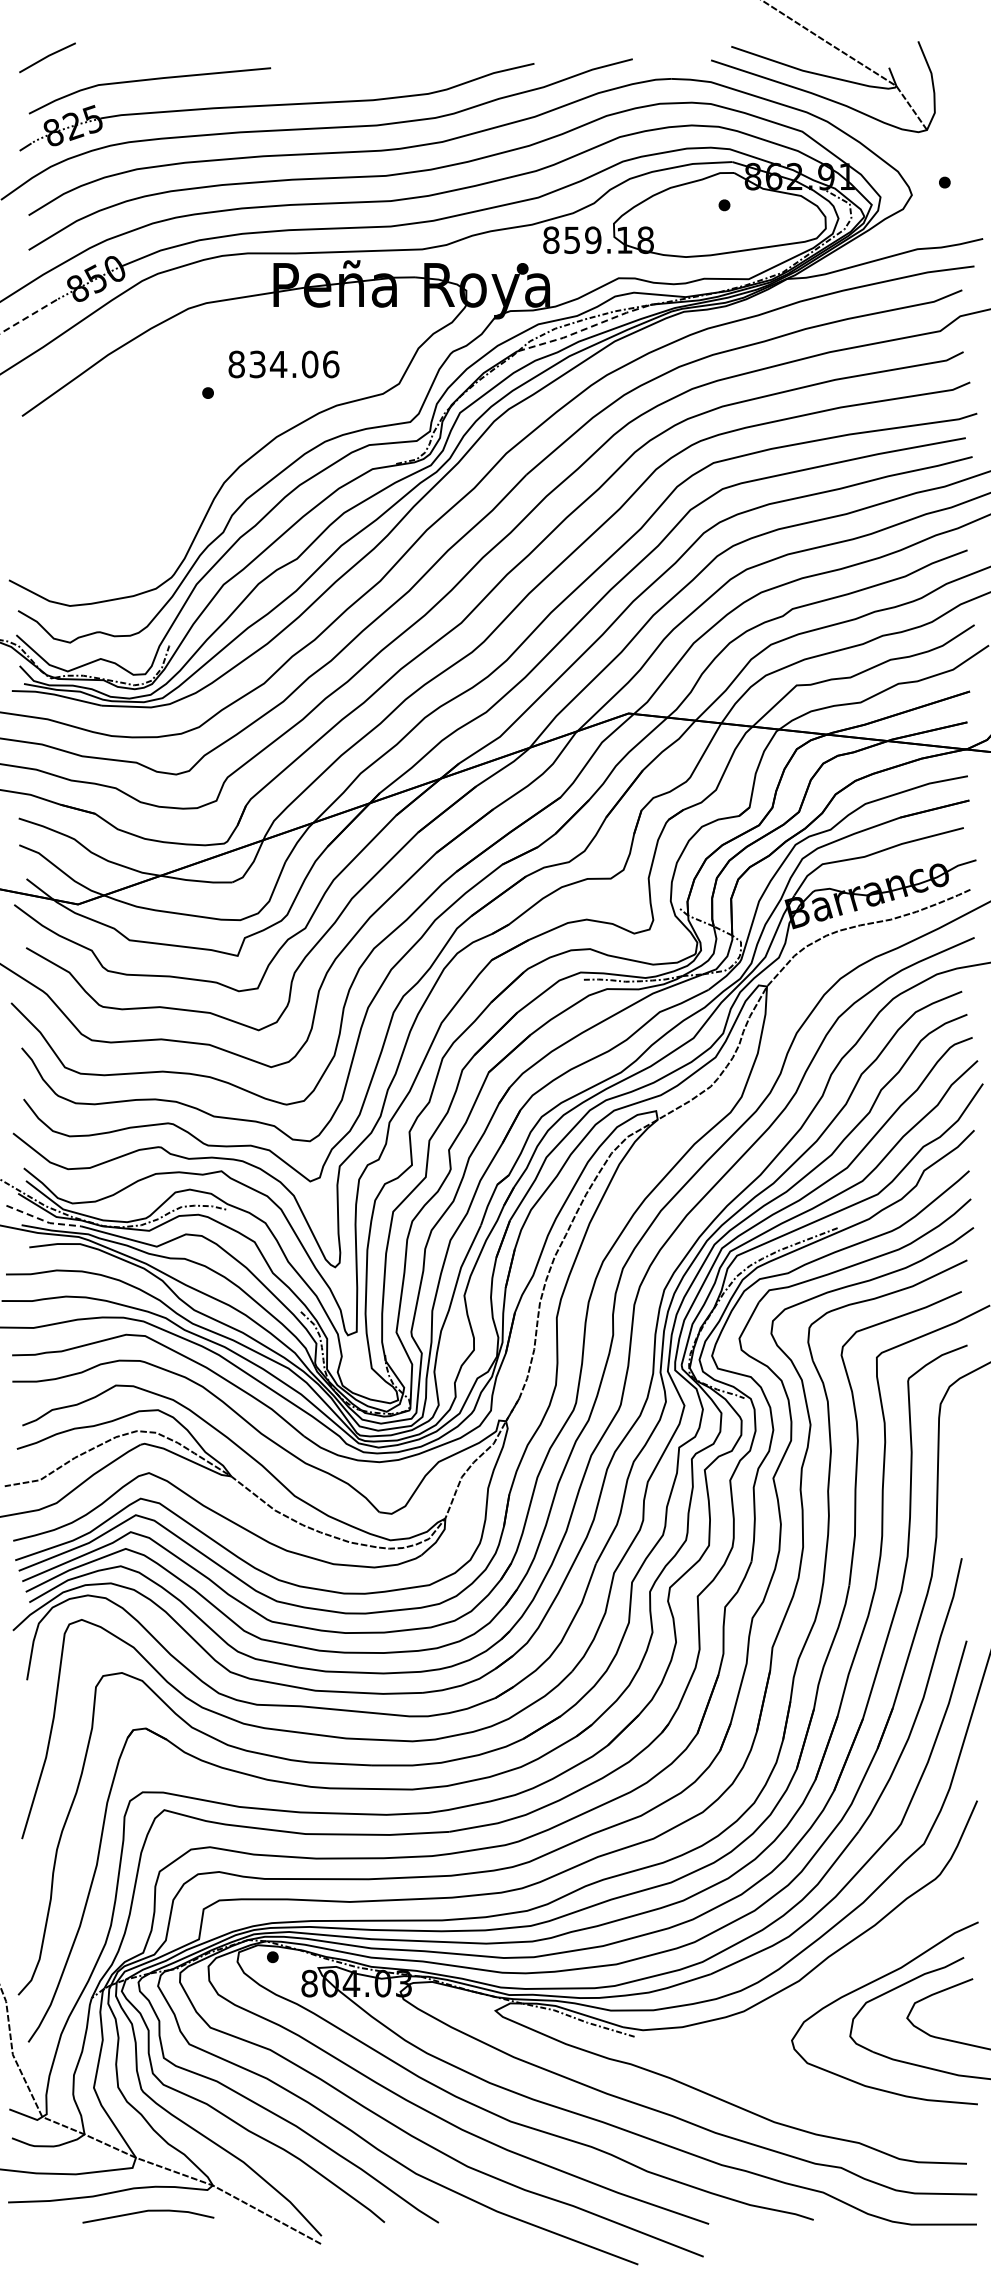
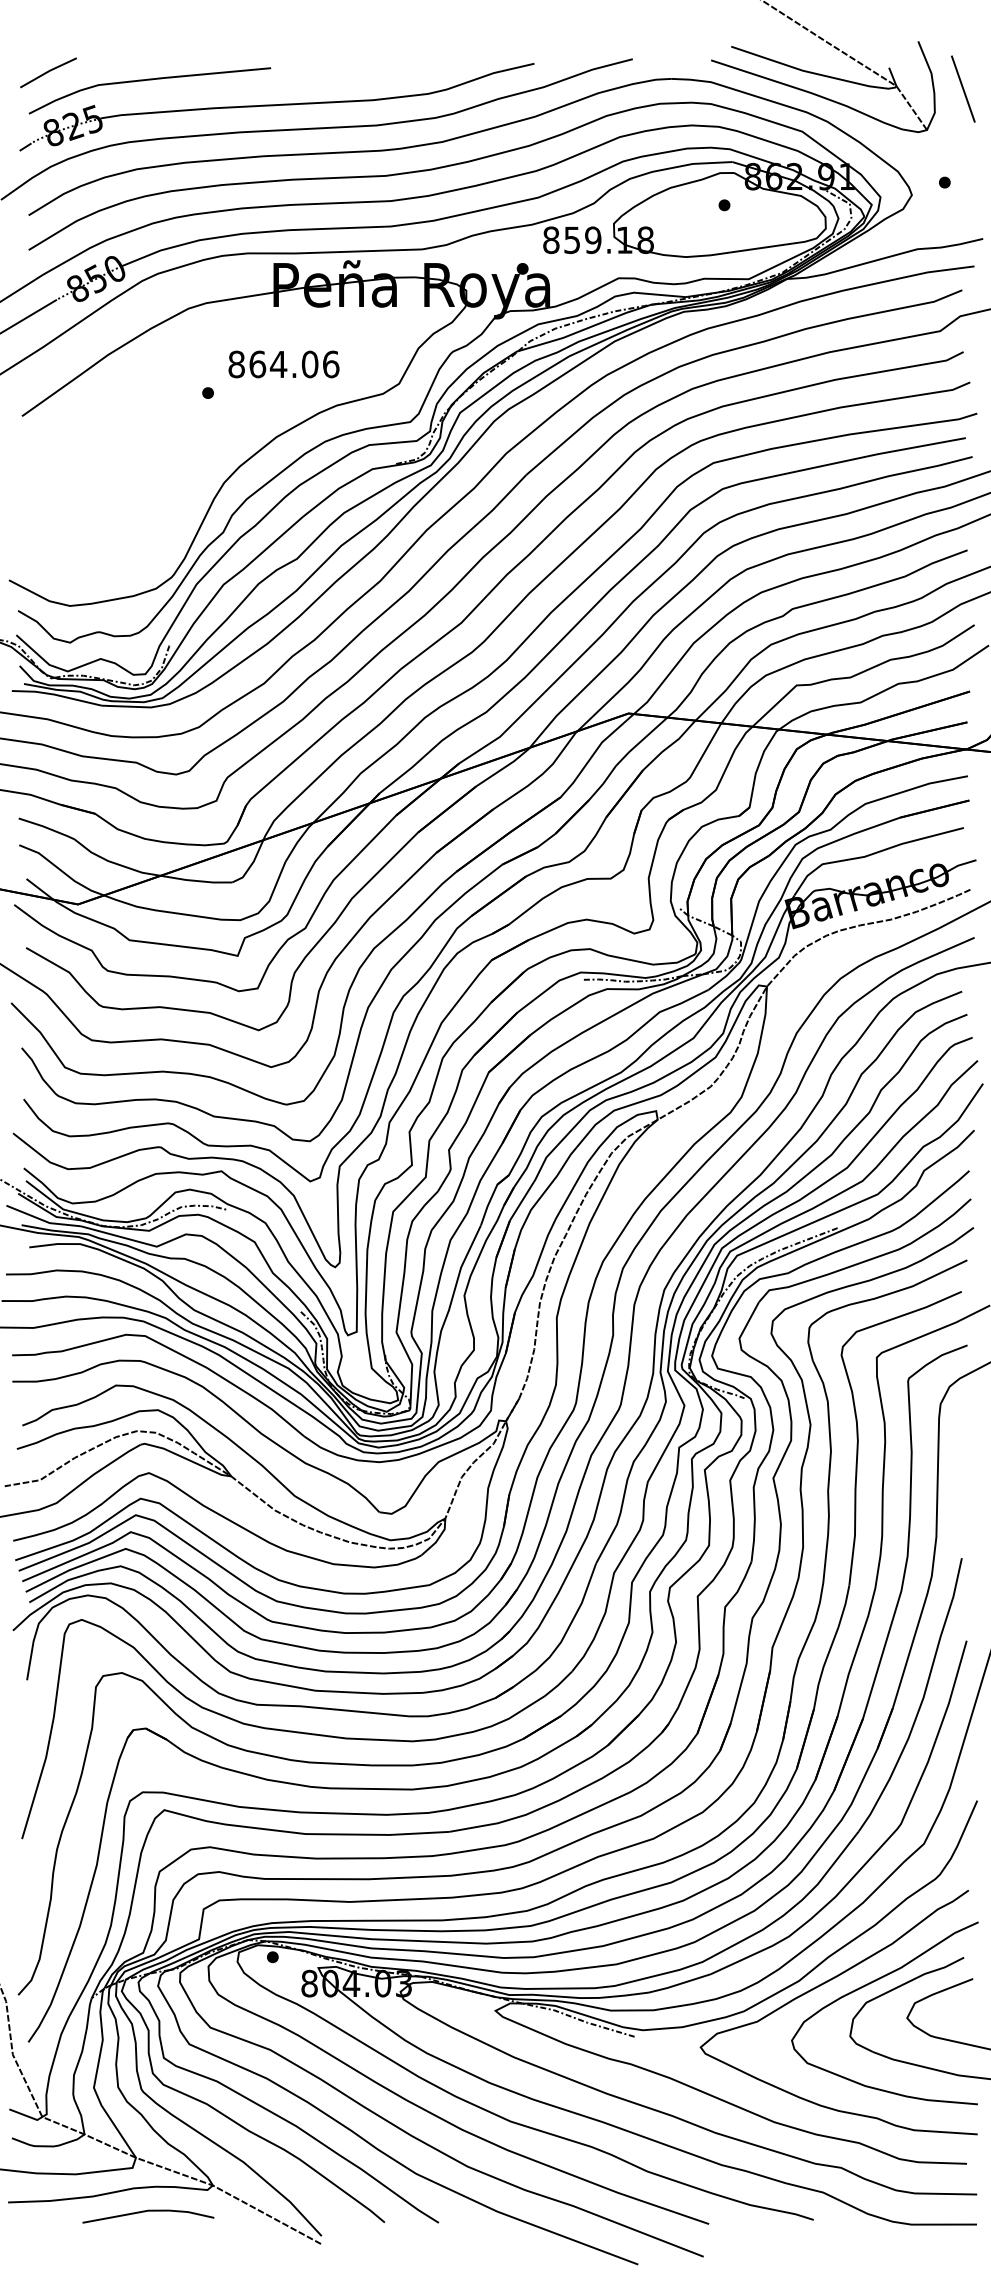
line position: (47, 57) -> (48, 72) (48, 72)
line: none -> present (963, 88)
line: dashed -> solid (28, 316)
line: dashed -> solid (585, 329)
text: 834.06 -> 864.06 (257, 364)
line: dashed -> solid (43, 1220)
curve: none -> present (824, 1984)
